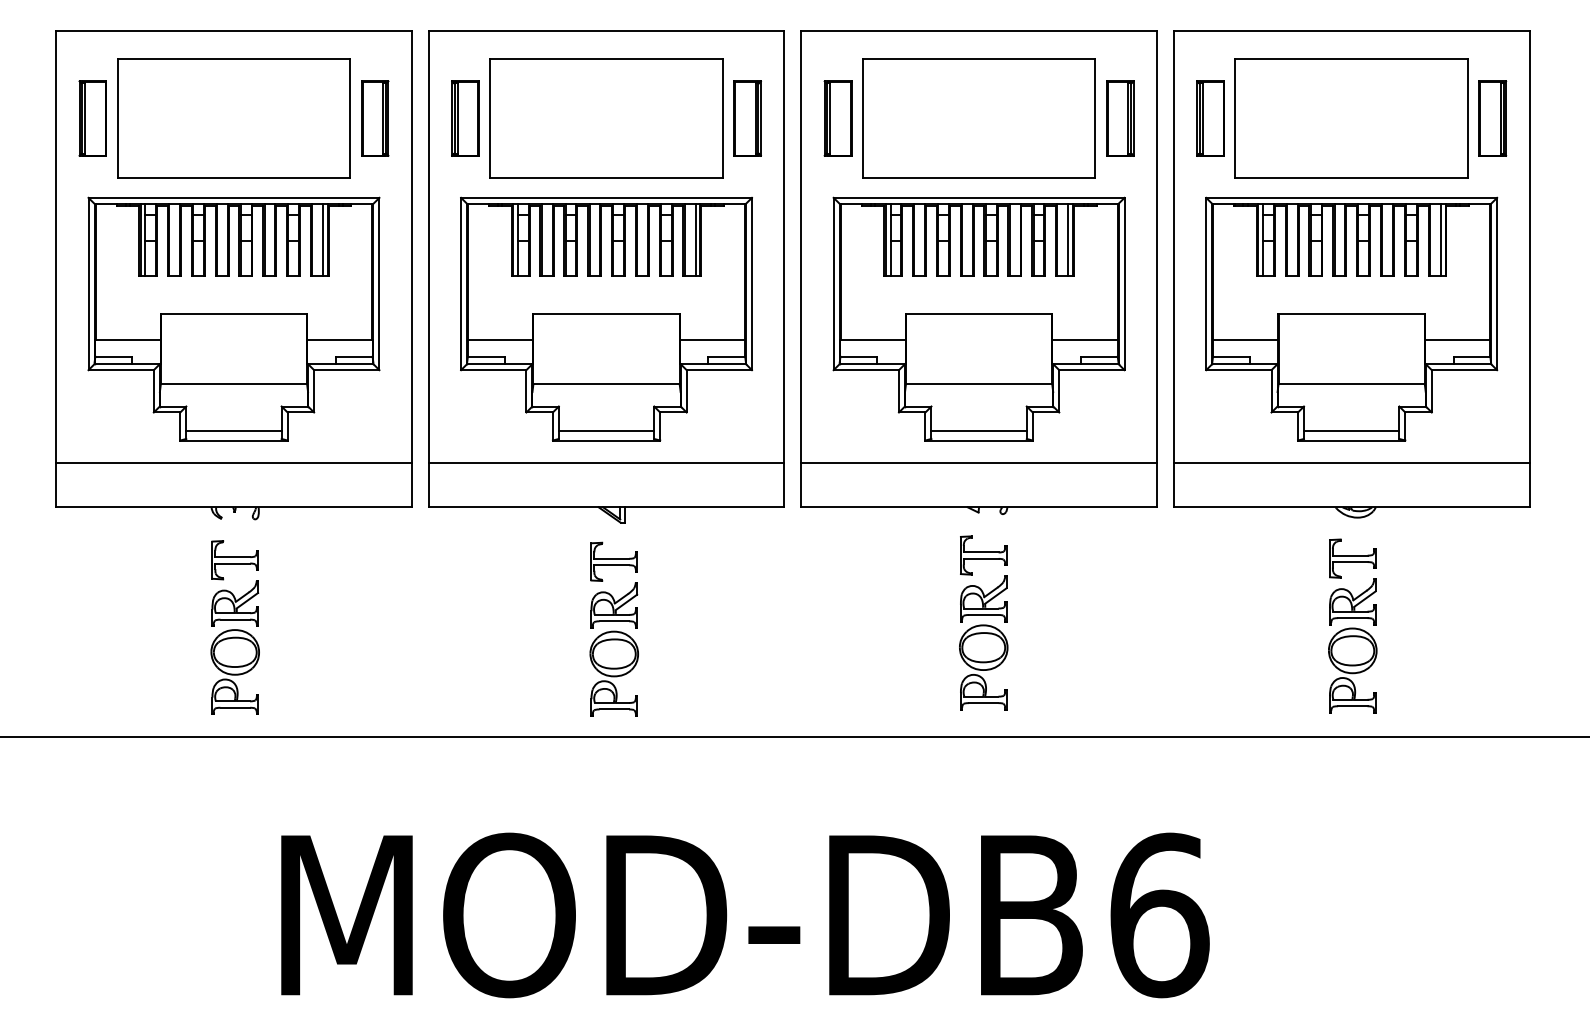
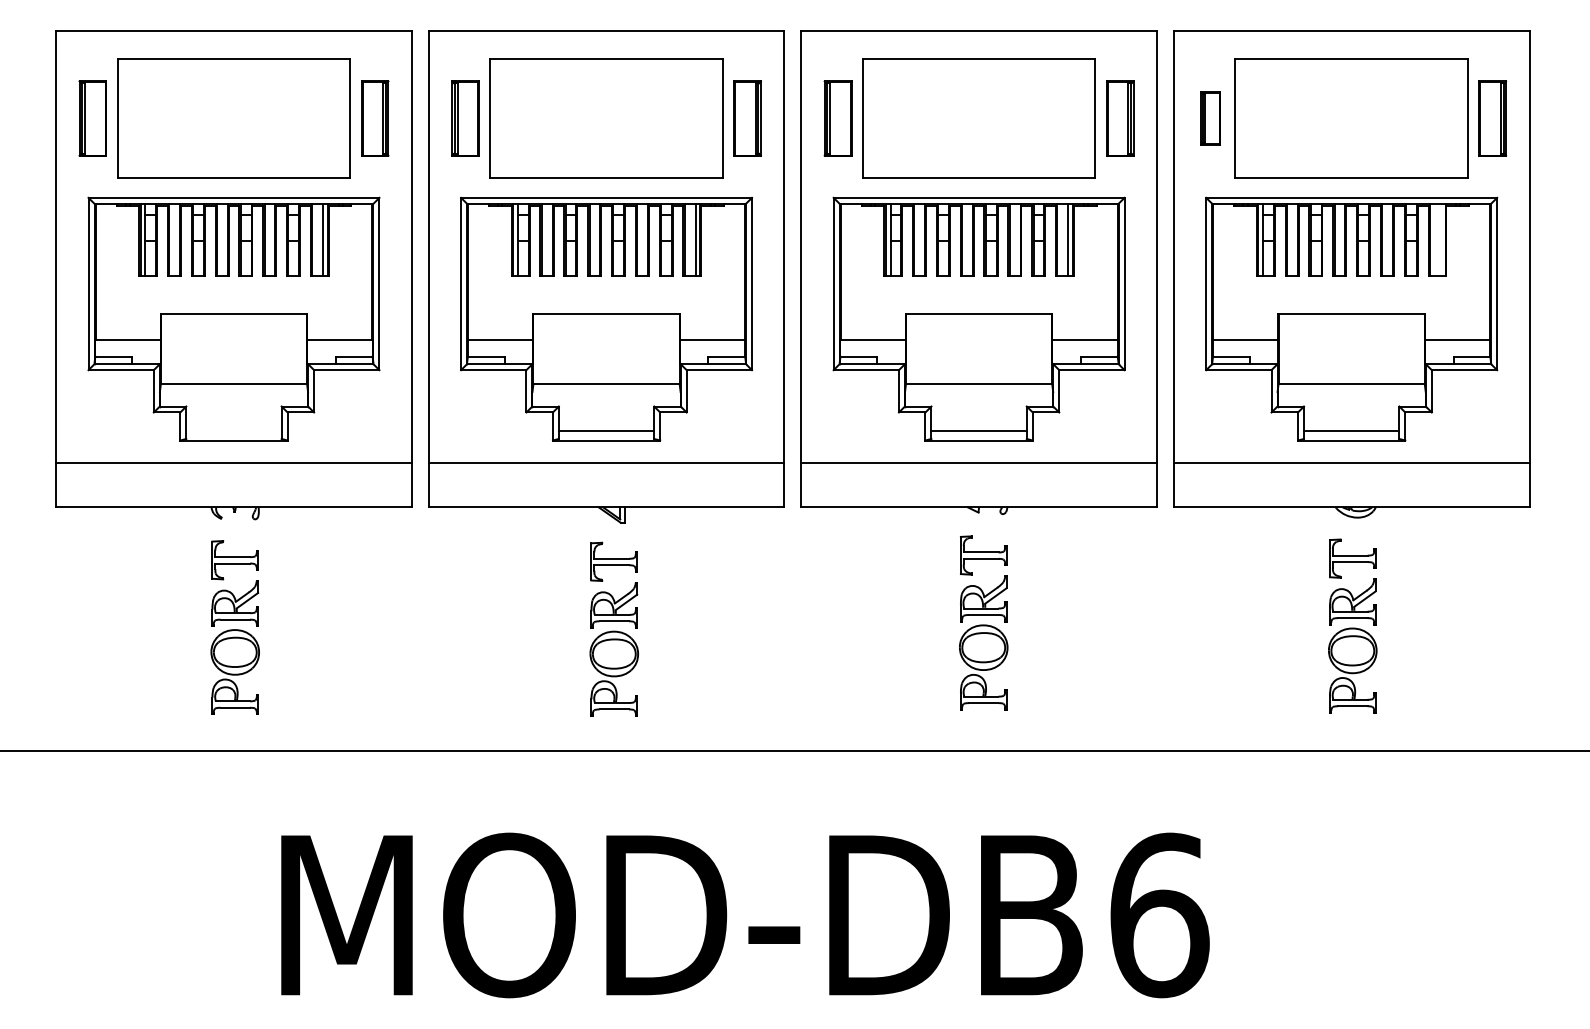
part size: 29x77 px -> 21x55 px (1210, 118)
line: present -> none (1440, 239)
line: present -> none (233, 430)
line position: (794, 736) -> (794, 750) (794, 750)
